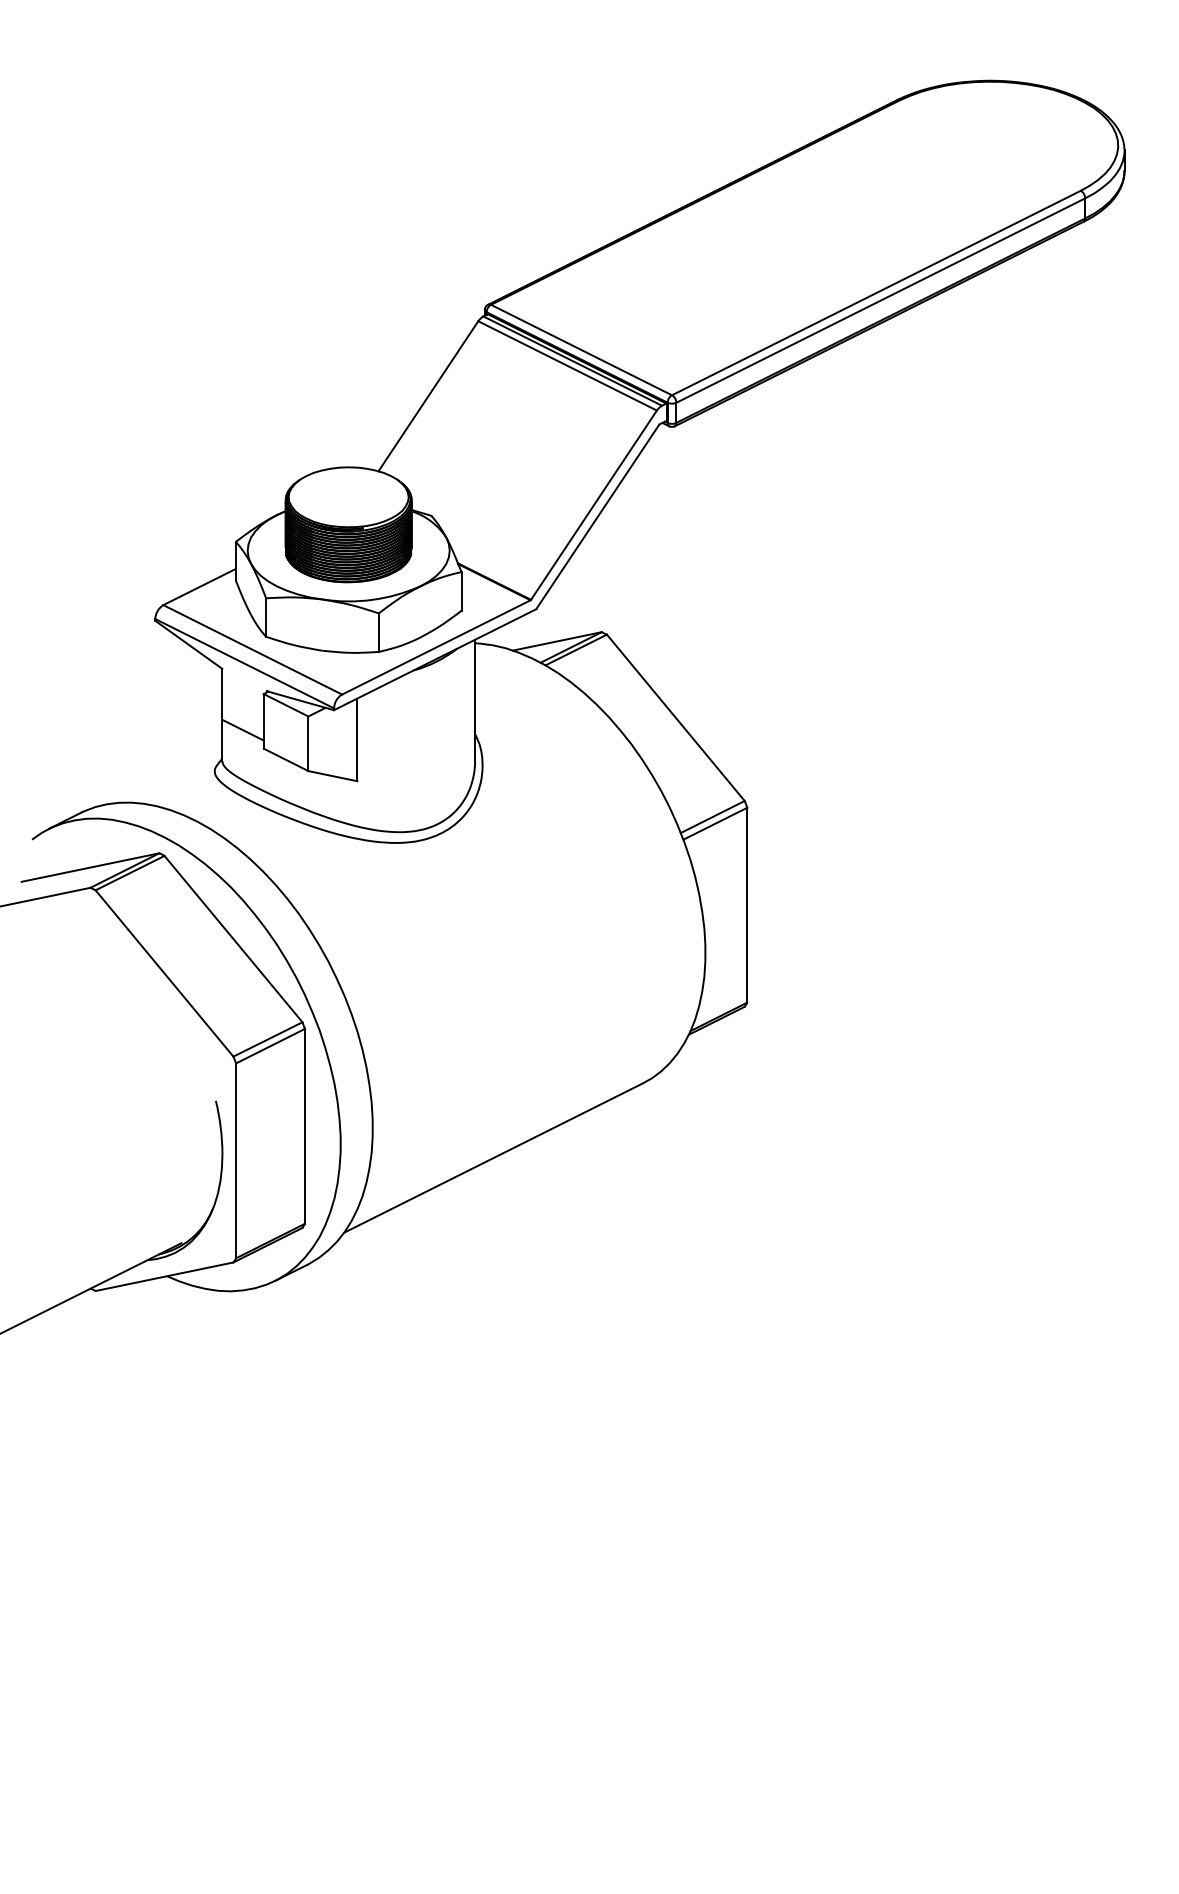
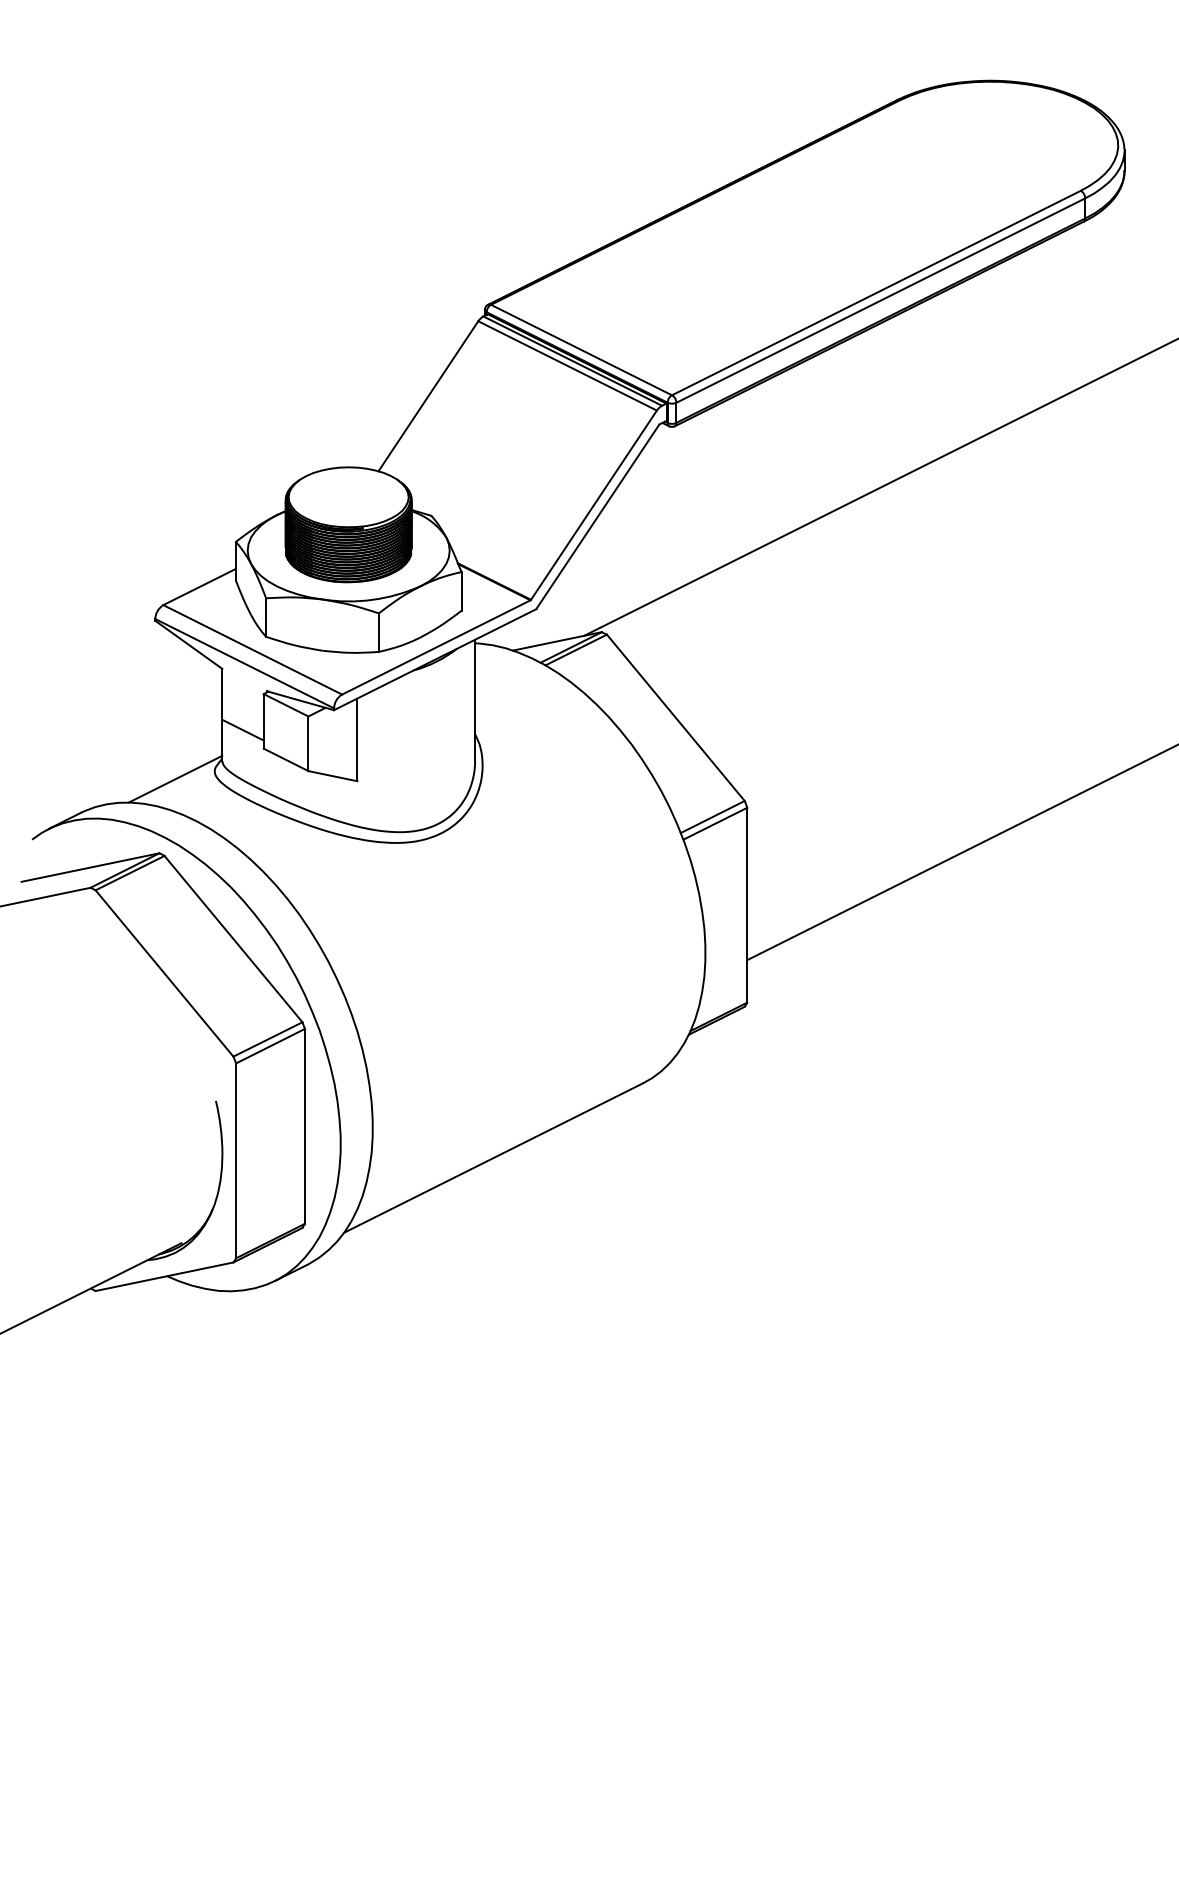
line: none -> present (879, 487)
line: none -> present (175, 778)
line: none -> present (961, 852)
